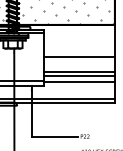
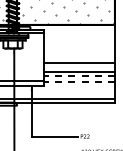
line position: (78, 56) -> (78, 62) (78, 62)
line: solid -> dashed (79, 76)
line: solid -> dashed (79, 82)
